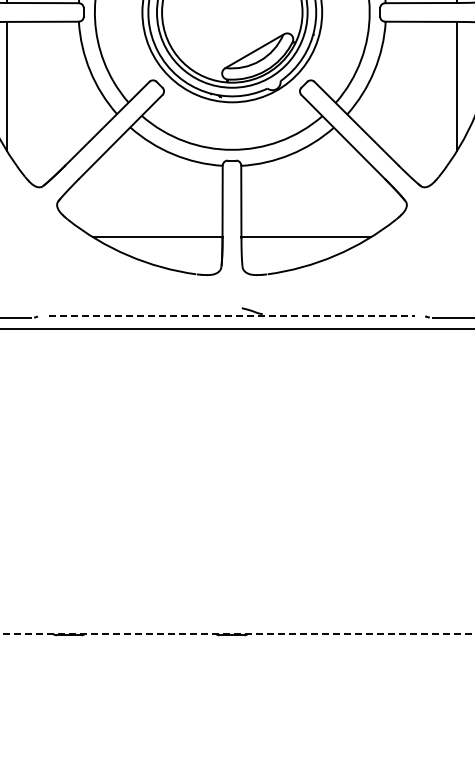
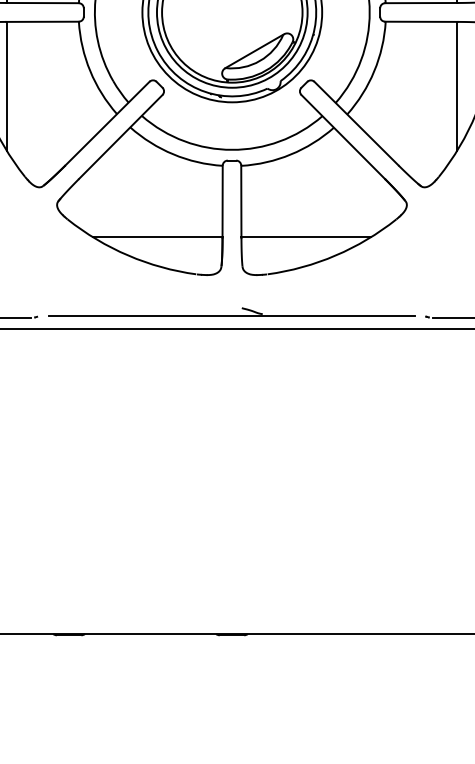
line: dashed -> solid (232, 316)
line: dashed -> solid (237, 634)
